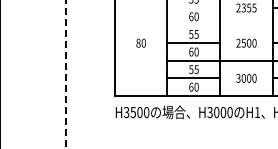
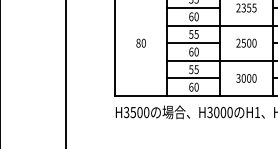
line: none -> present (193, 8)
line: none -> present (220, 25)
line: dashed -> solid (65, 74)
